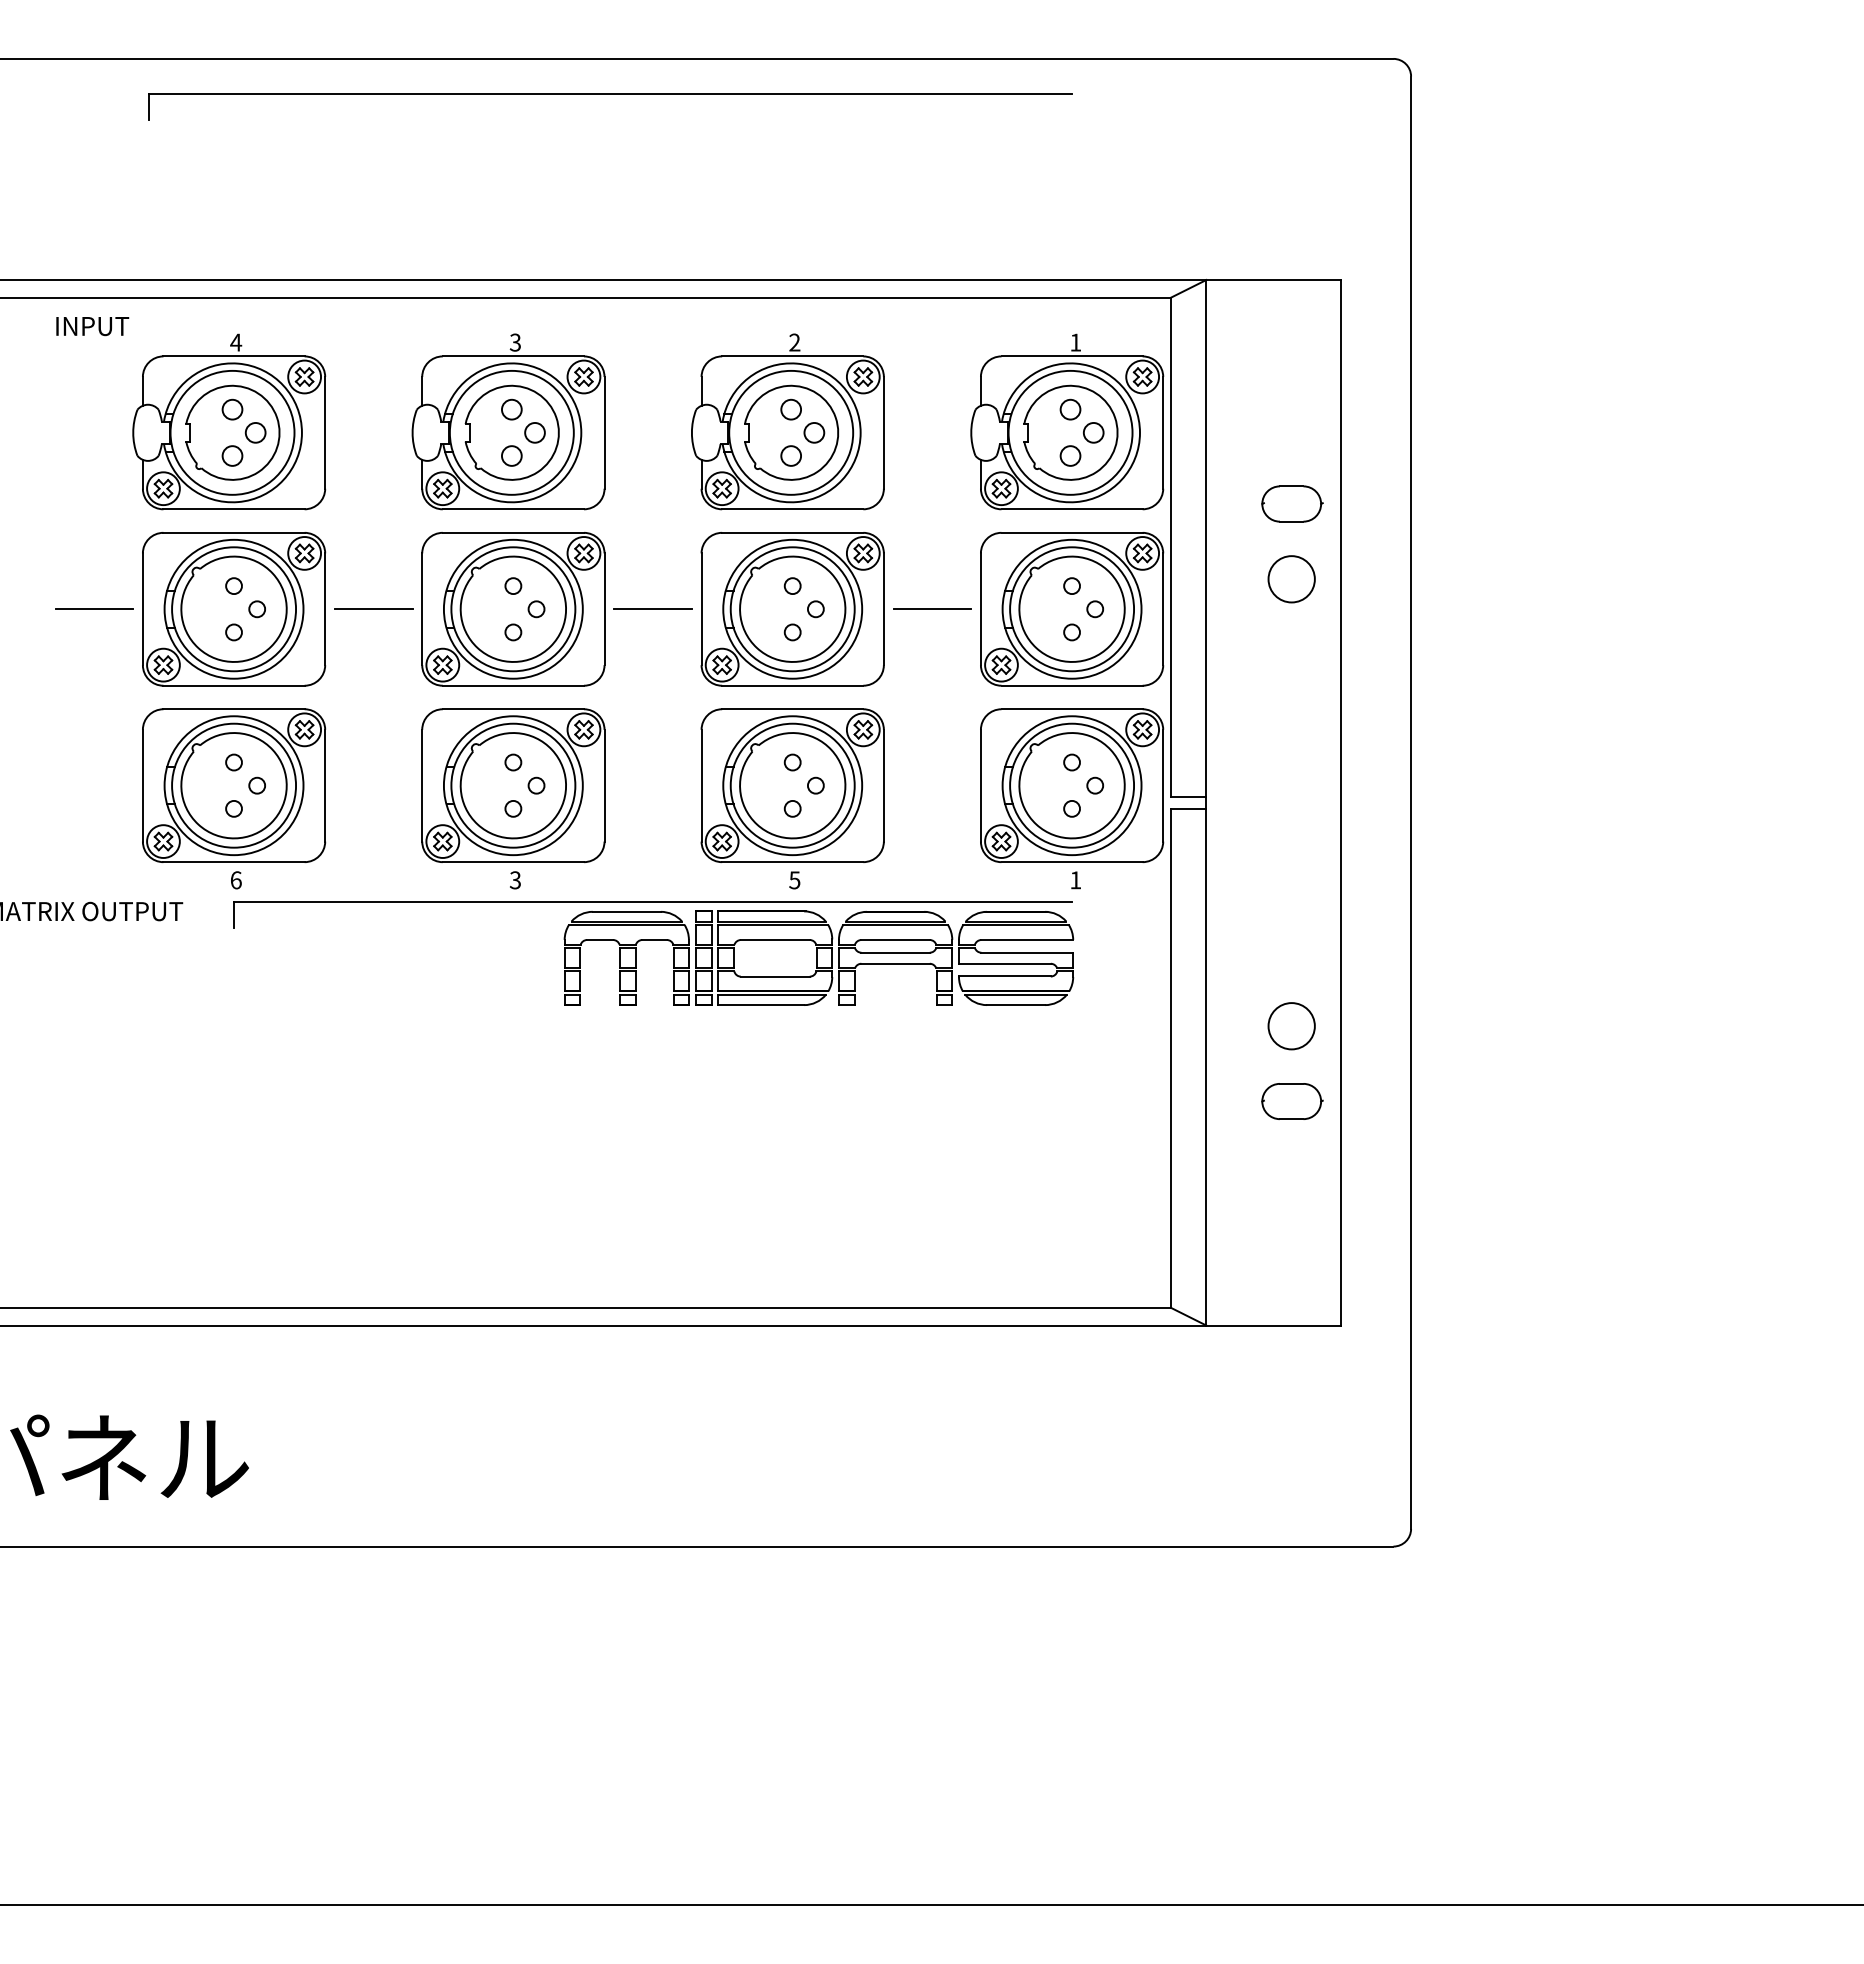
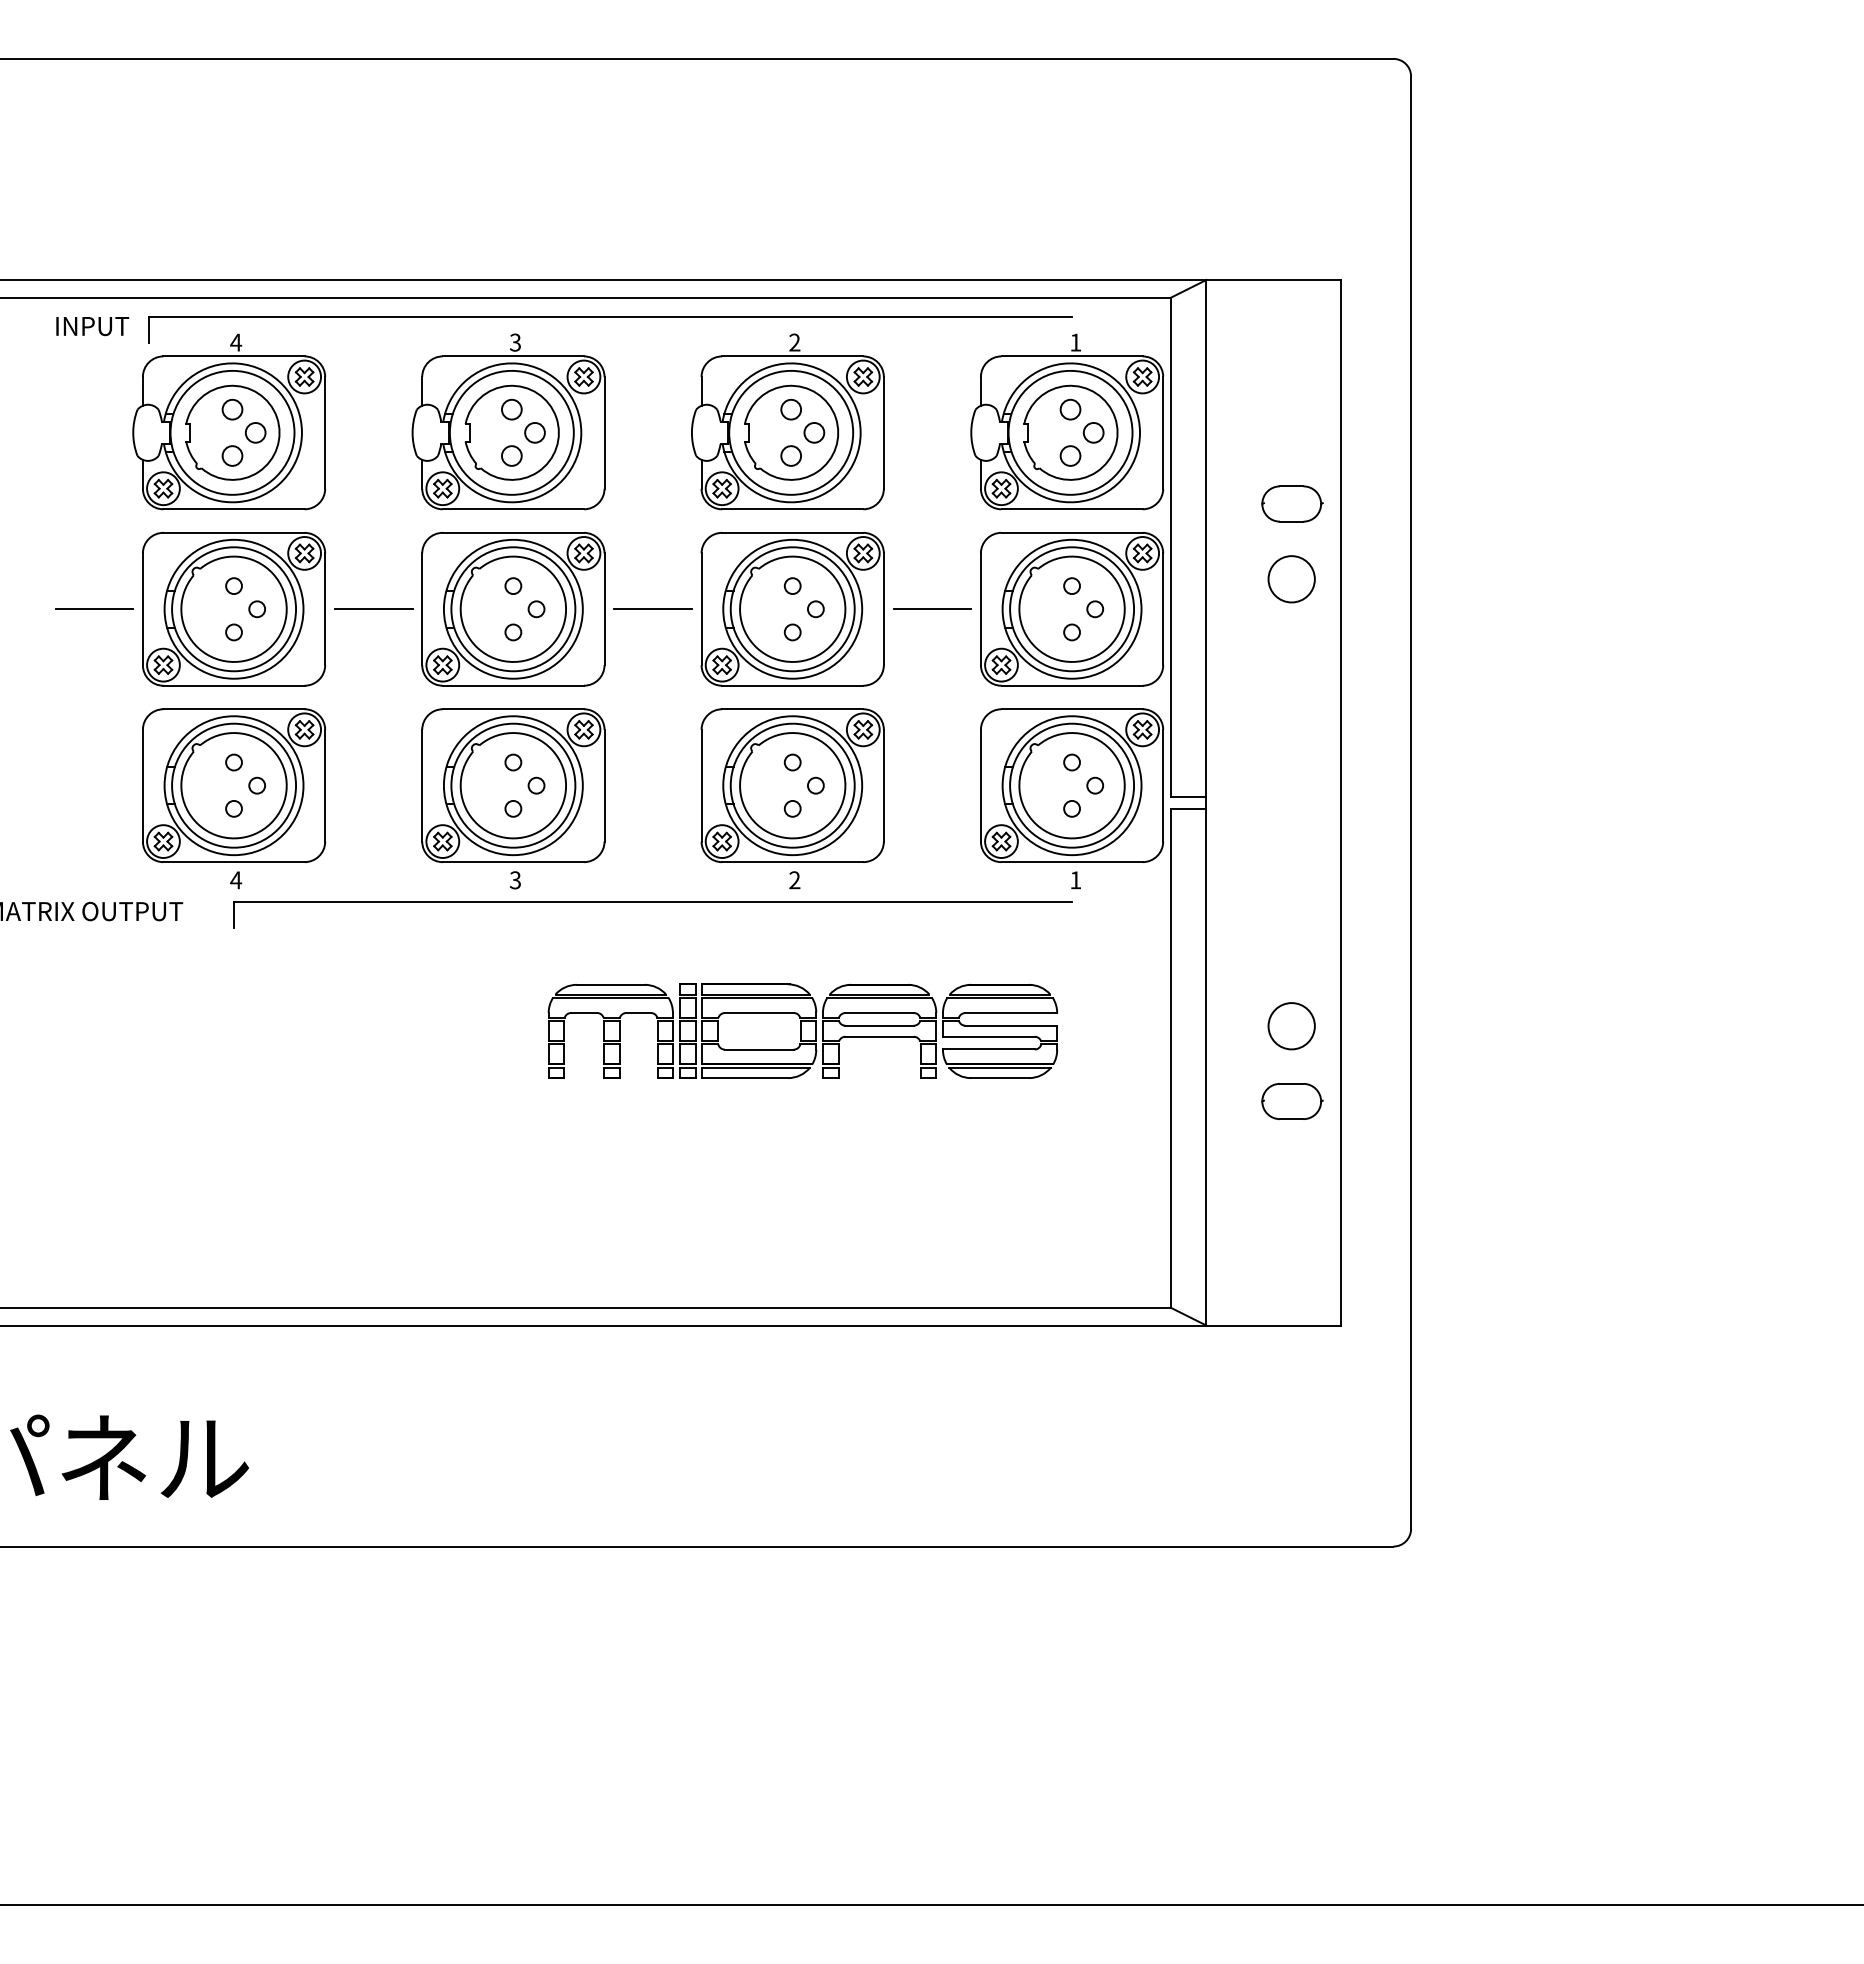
part position: (610, 94) -> (610, 317) (610, 317)
text: 6 -> 4 (236, 880)
text: 5 -> 2 (794, 880)
part position: (818, 957) -> (802, 1030) (802, 1030)
